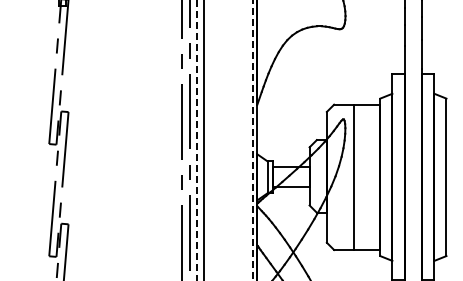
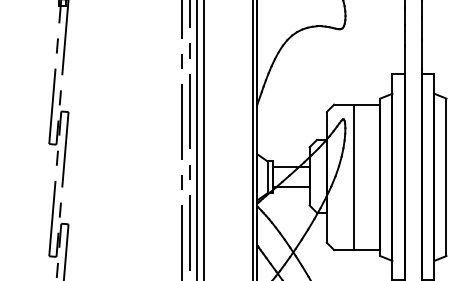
line: dashed -> solid (252, 139)
line: dashed -> solid (196, 140)
